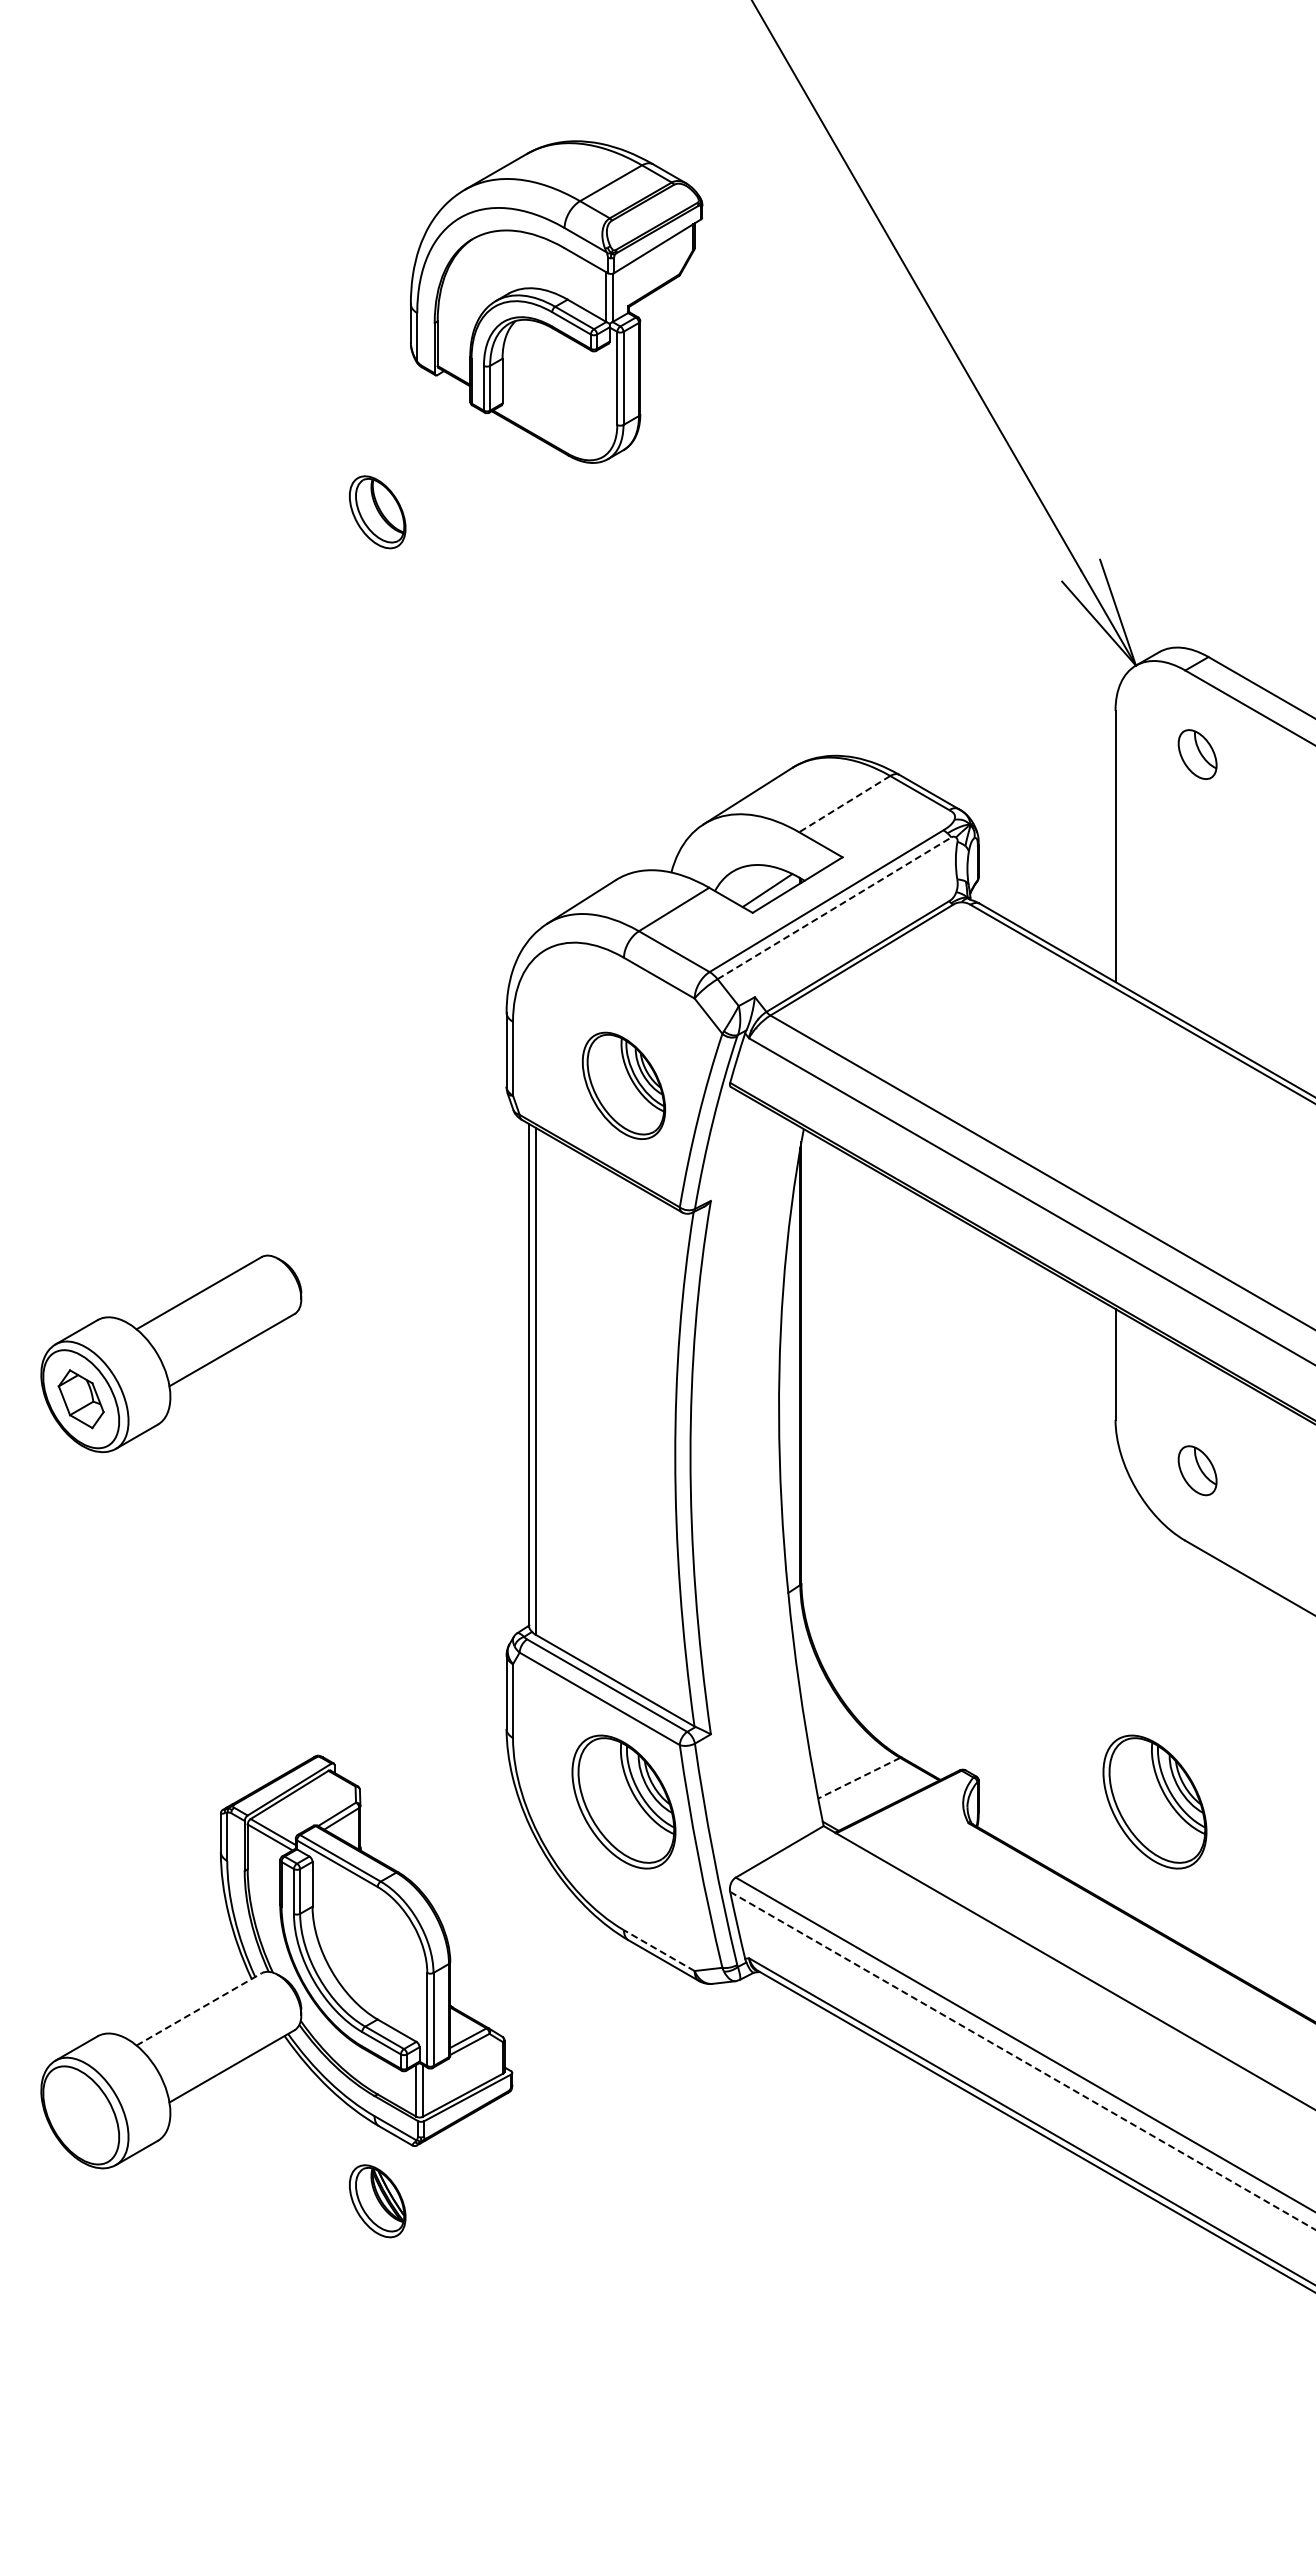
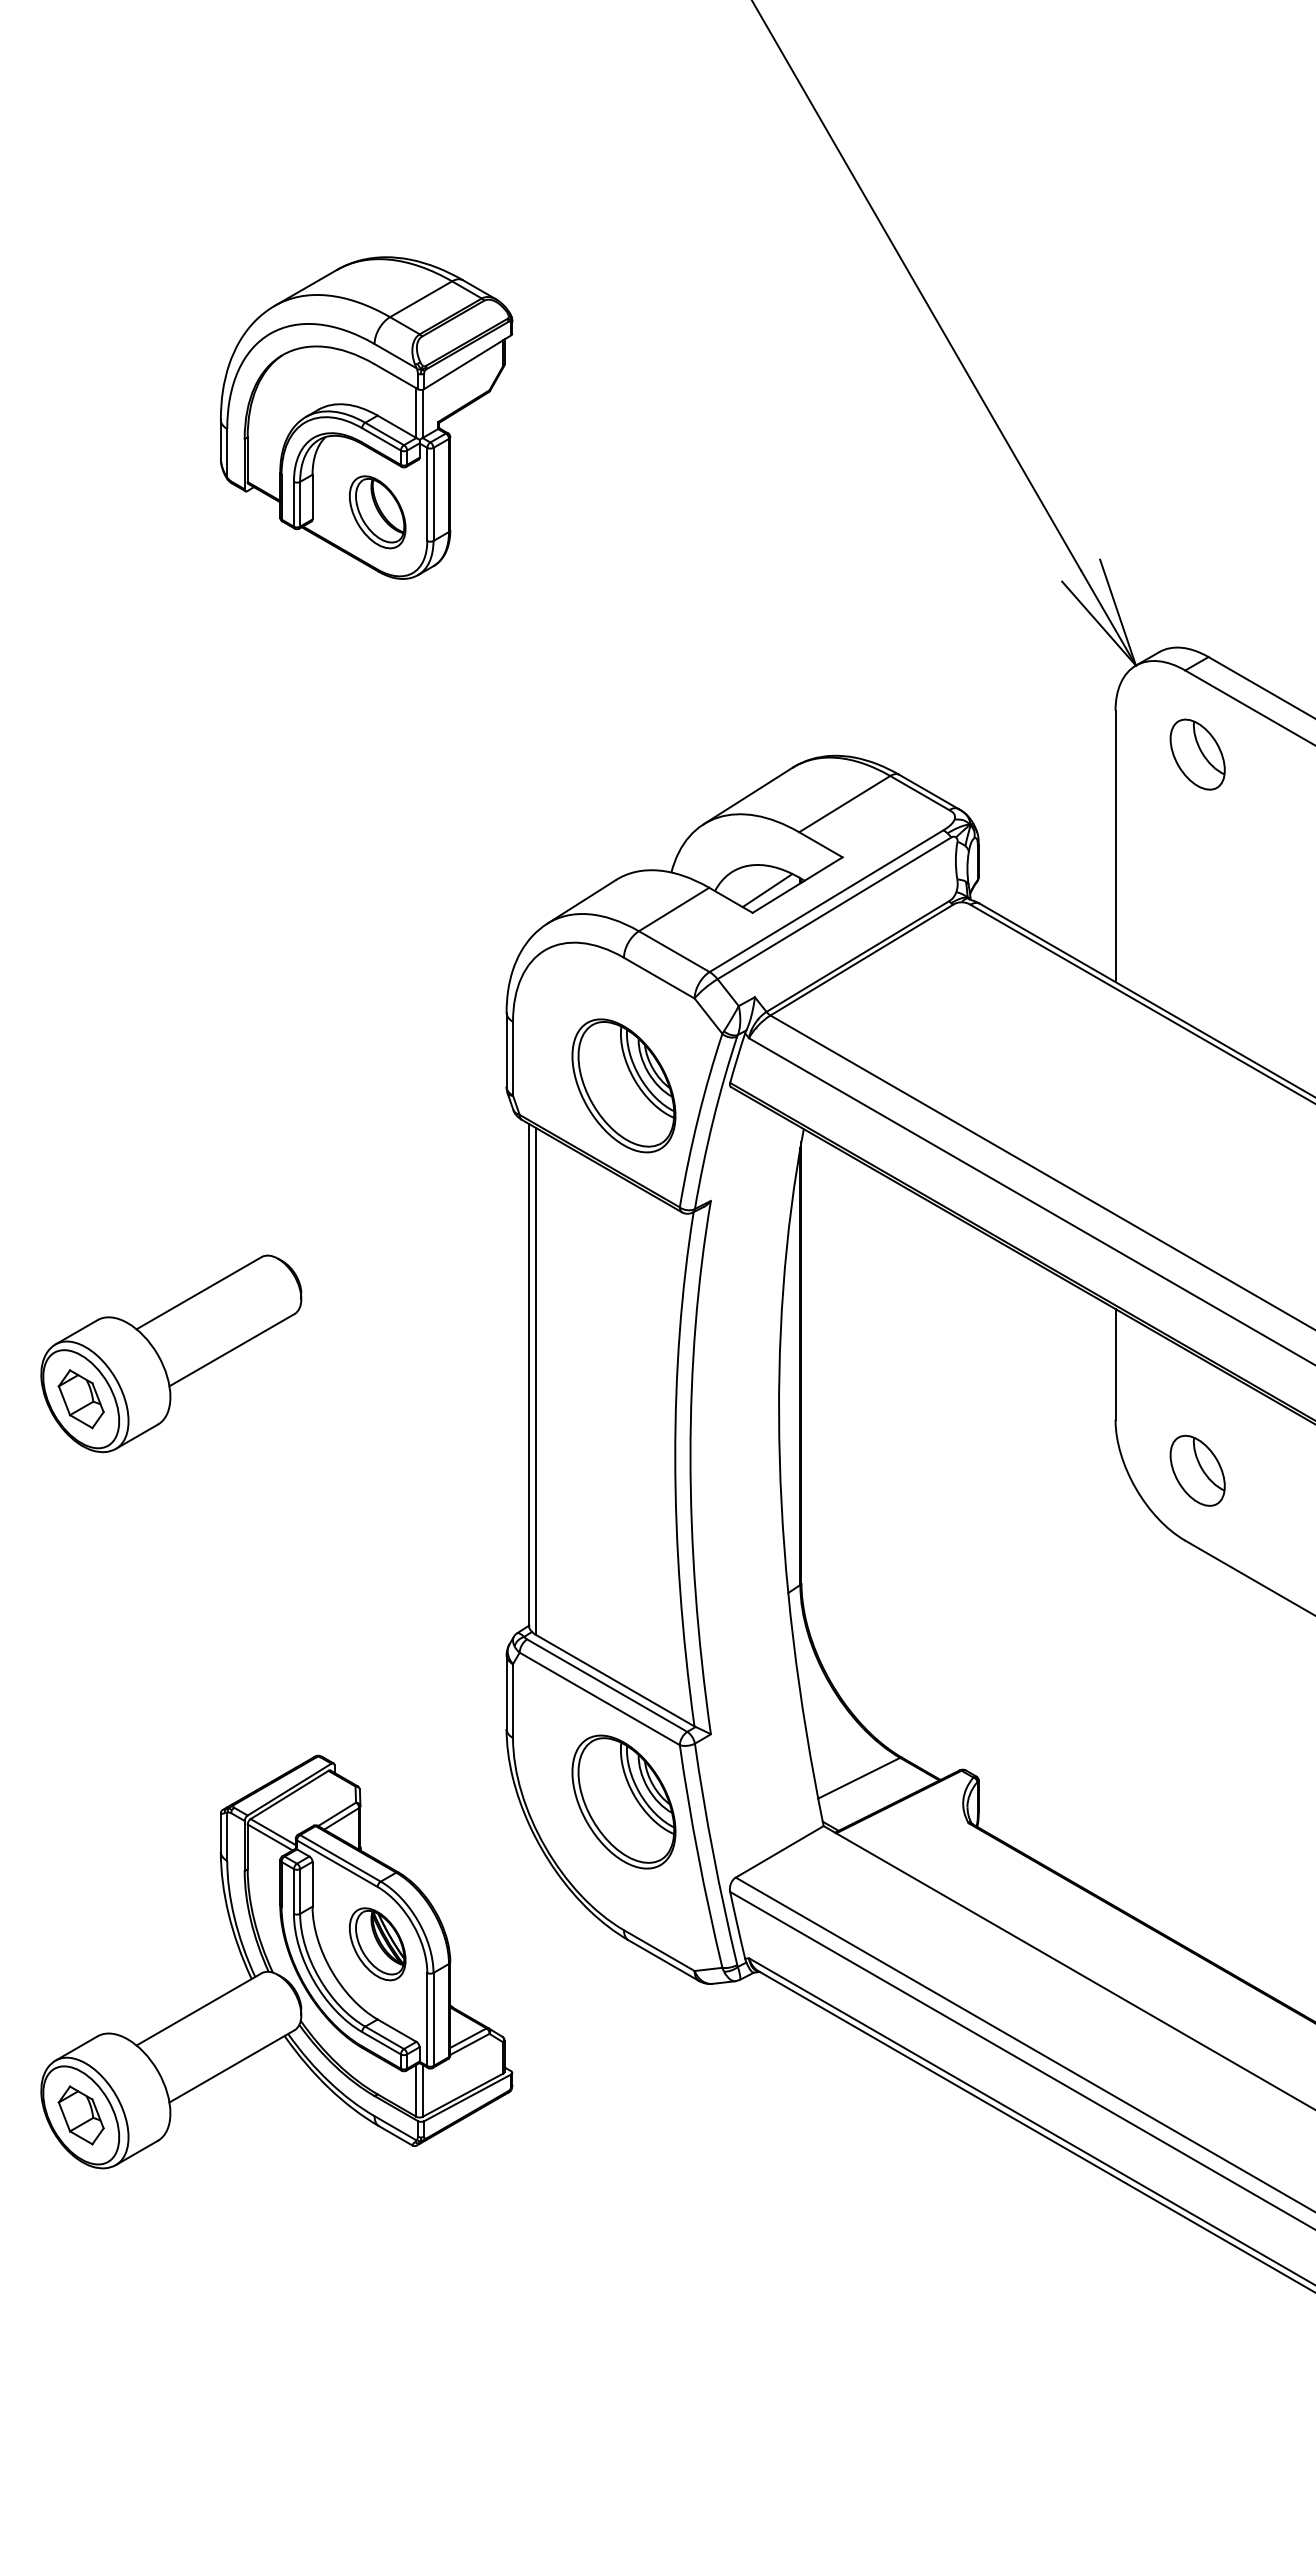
part position: (556, 301) -> (366, 417) (366, 417)
part size: 41x51 px -> 57x73 px (1197, 754)
line: dashed -> solid (844, 804)
line: dashed -> solid (834, 908)
part size: 86x109 px -> 106x136 px (623, 1085)
part size: 41x52 px -> 57x73 px (1197, 1470)
line: dashed -> solid (859, 1778)
part: present -> none (1154, 1801)
line: dashed -> solid (659, 1950)
line: dashed -> solid (199, 2009)
line: dashed -> solid (1022, 2060)
part: none -> present (80, 2115)
part position: (377, 2201) -> (377, 1944) (377, 1944)
